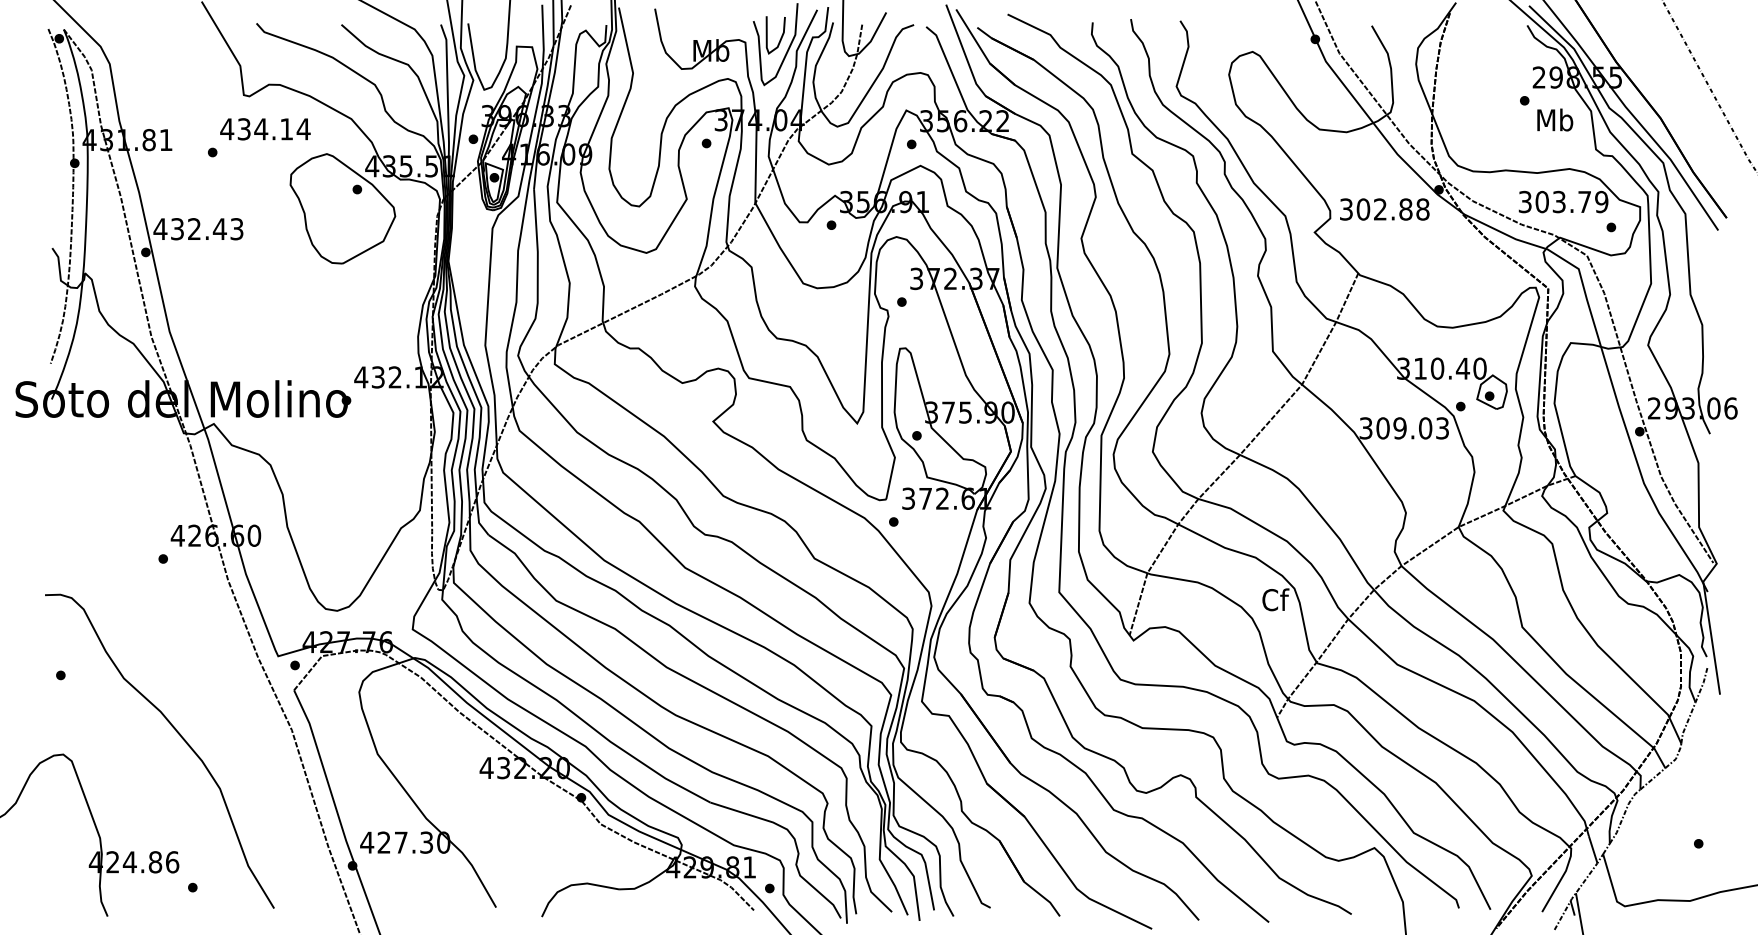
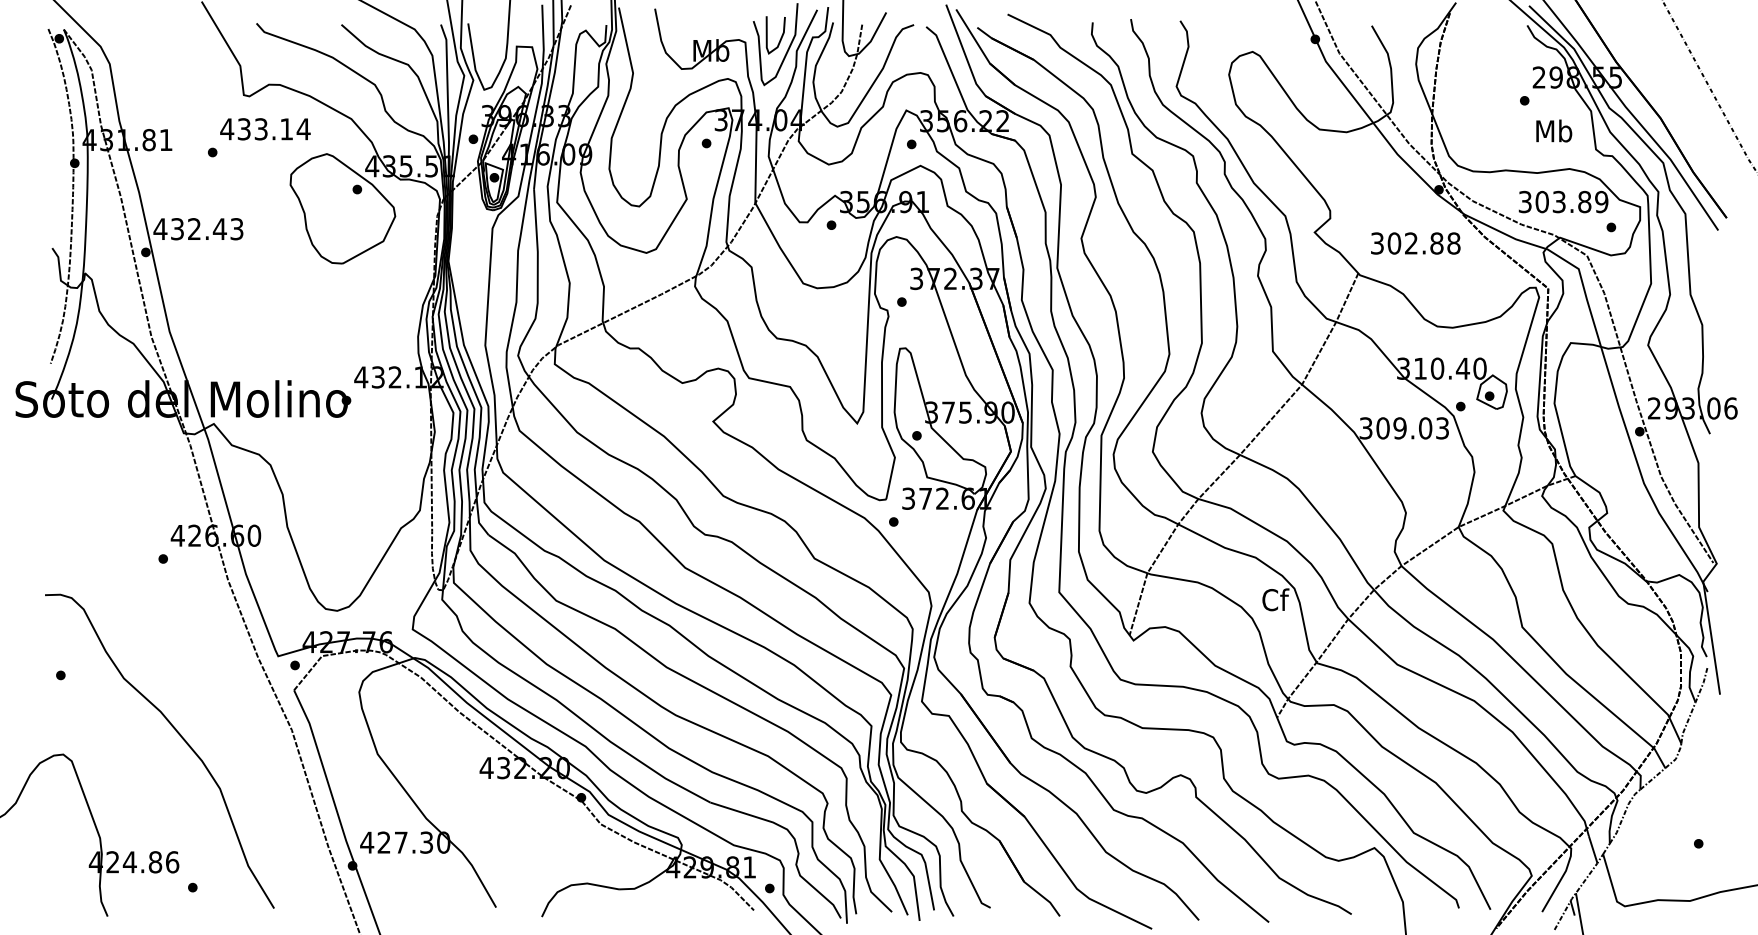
text position: (1555, 119) -> (1554, 130) (1554, 130)
text: 434.14 -> 433.14 (261, 129)
text: 303.79 -> 303.89 (1584, 201)
text position: (1384, 209) -> (1415, 243) (1415, 243)
